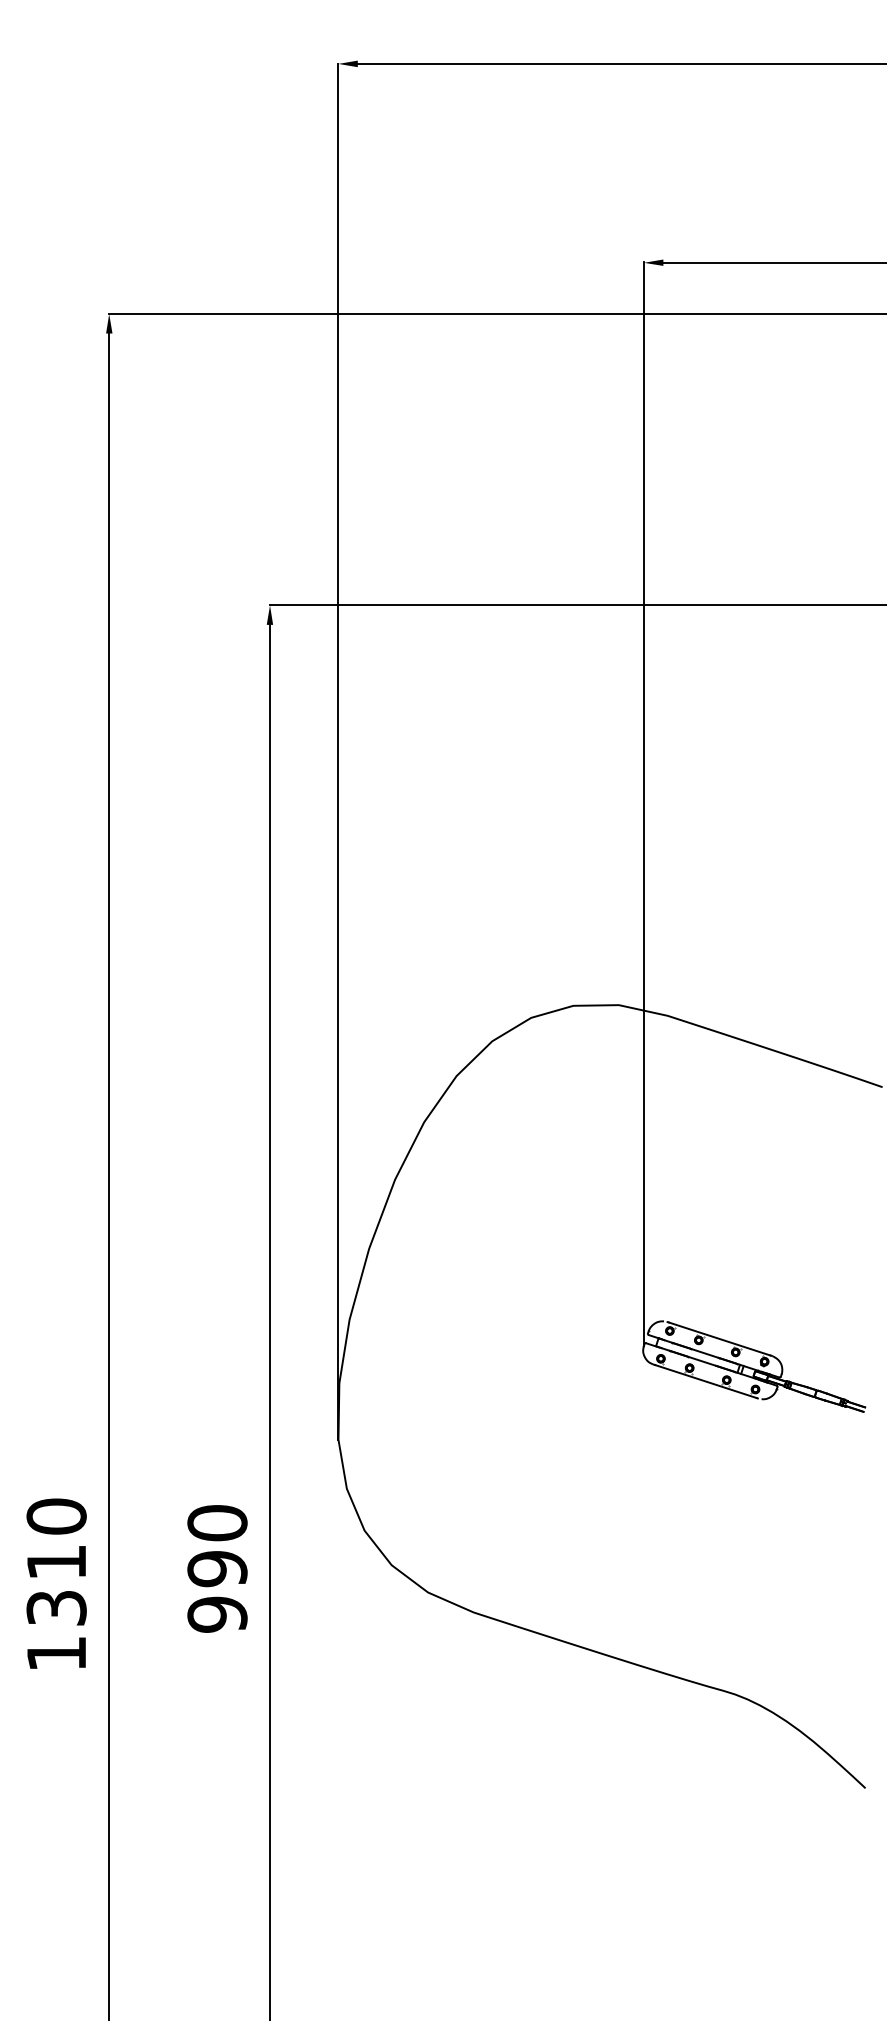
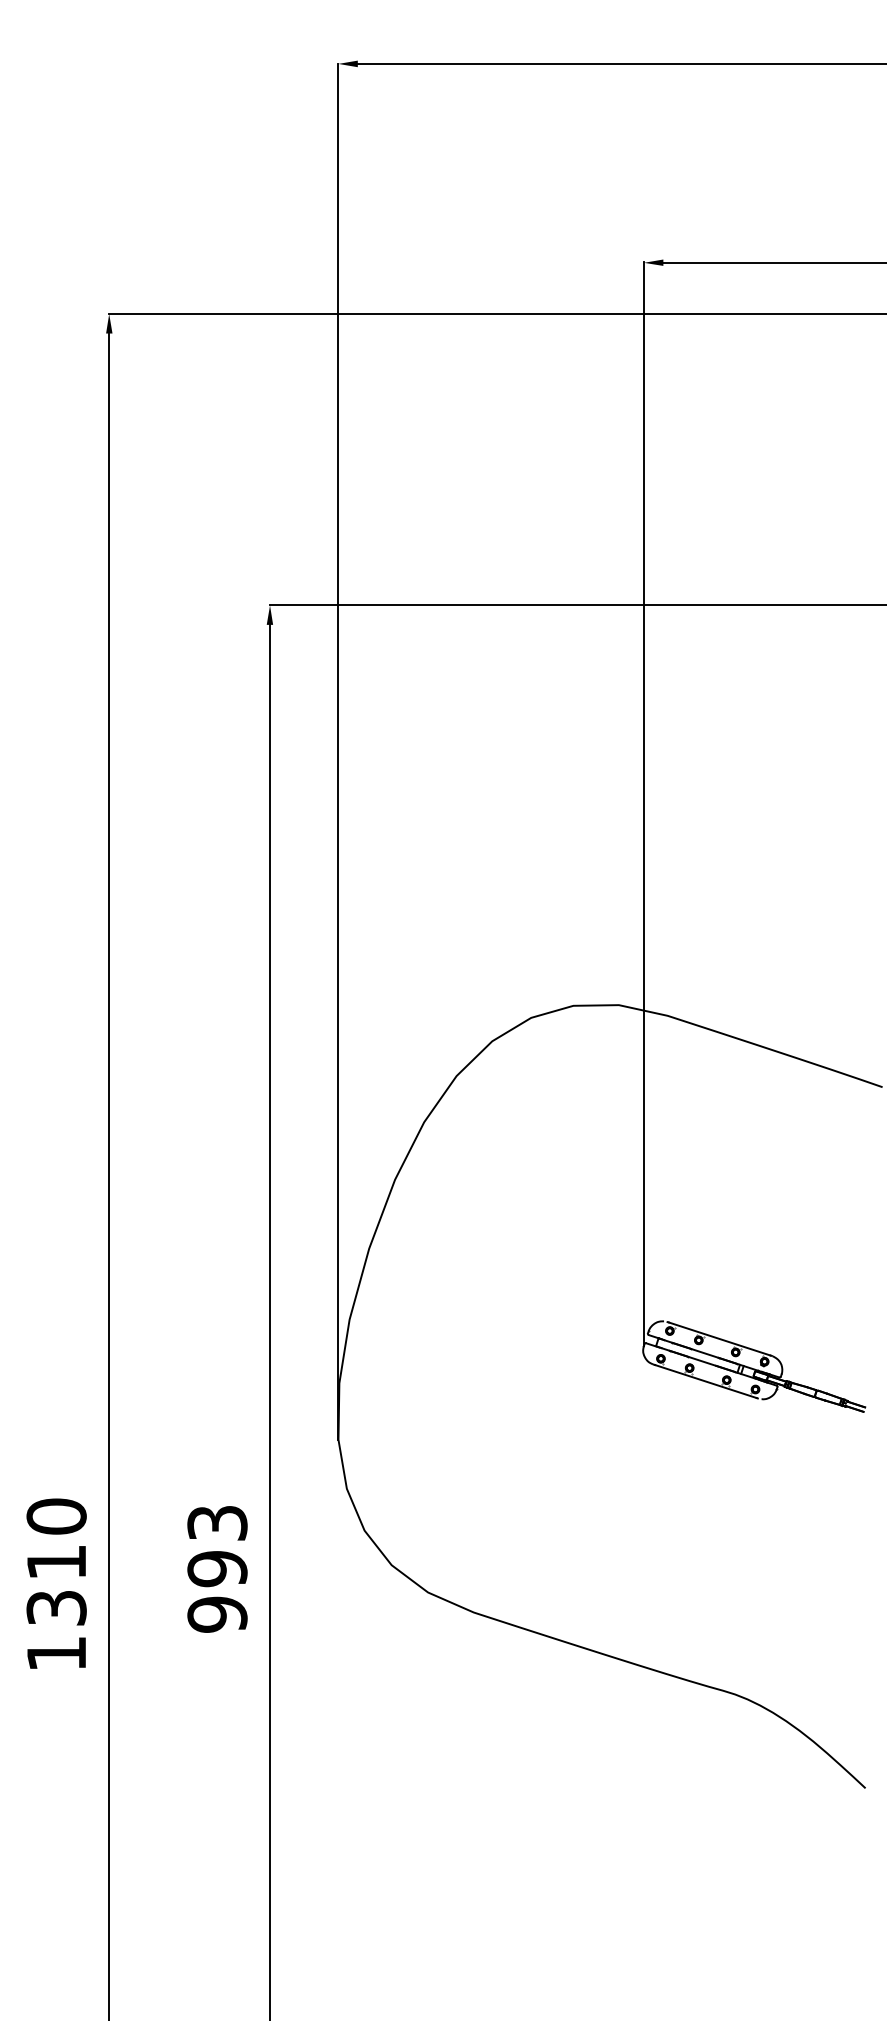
text: 990 -> 993 (217, 1523)
